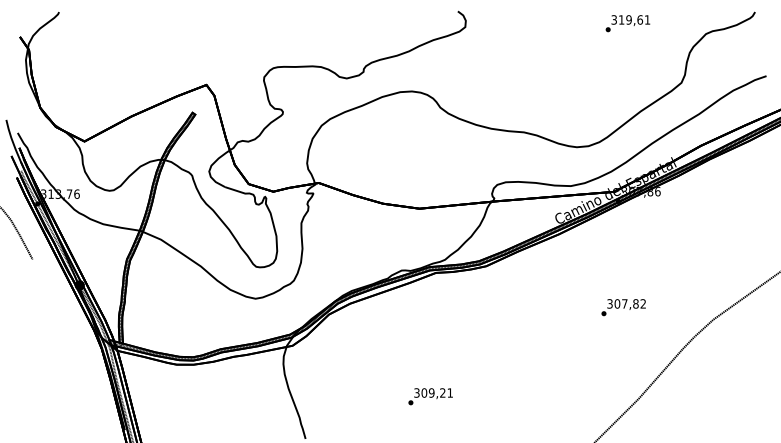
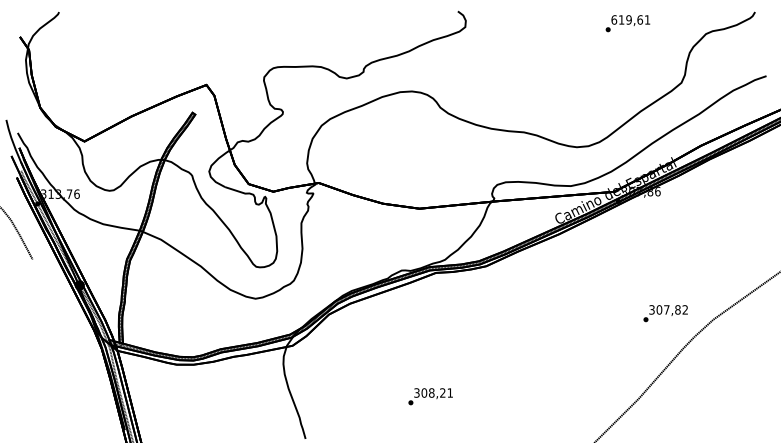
text: 319,61 -> 619,61 (614, 19)
text position: (623, 307) -> (665, 313) (665, 313)
text: 309,21 -> 308,21 (431, 392)
